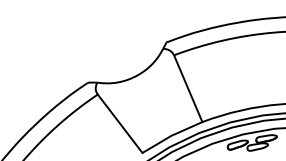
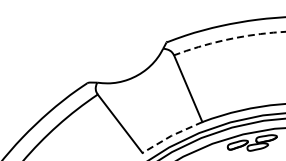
arc: solid -> dashed (228, 39)
line: solid -> dashed (171, 135)
